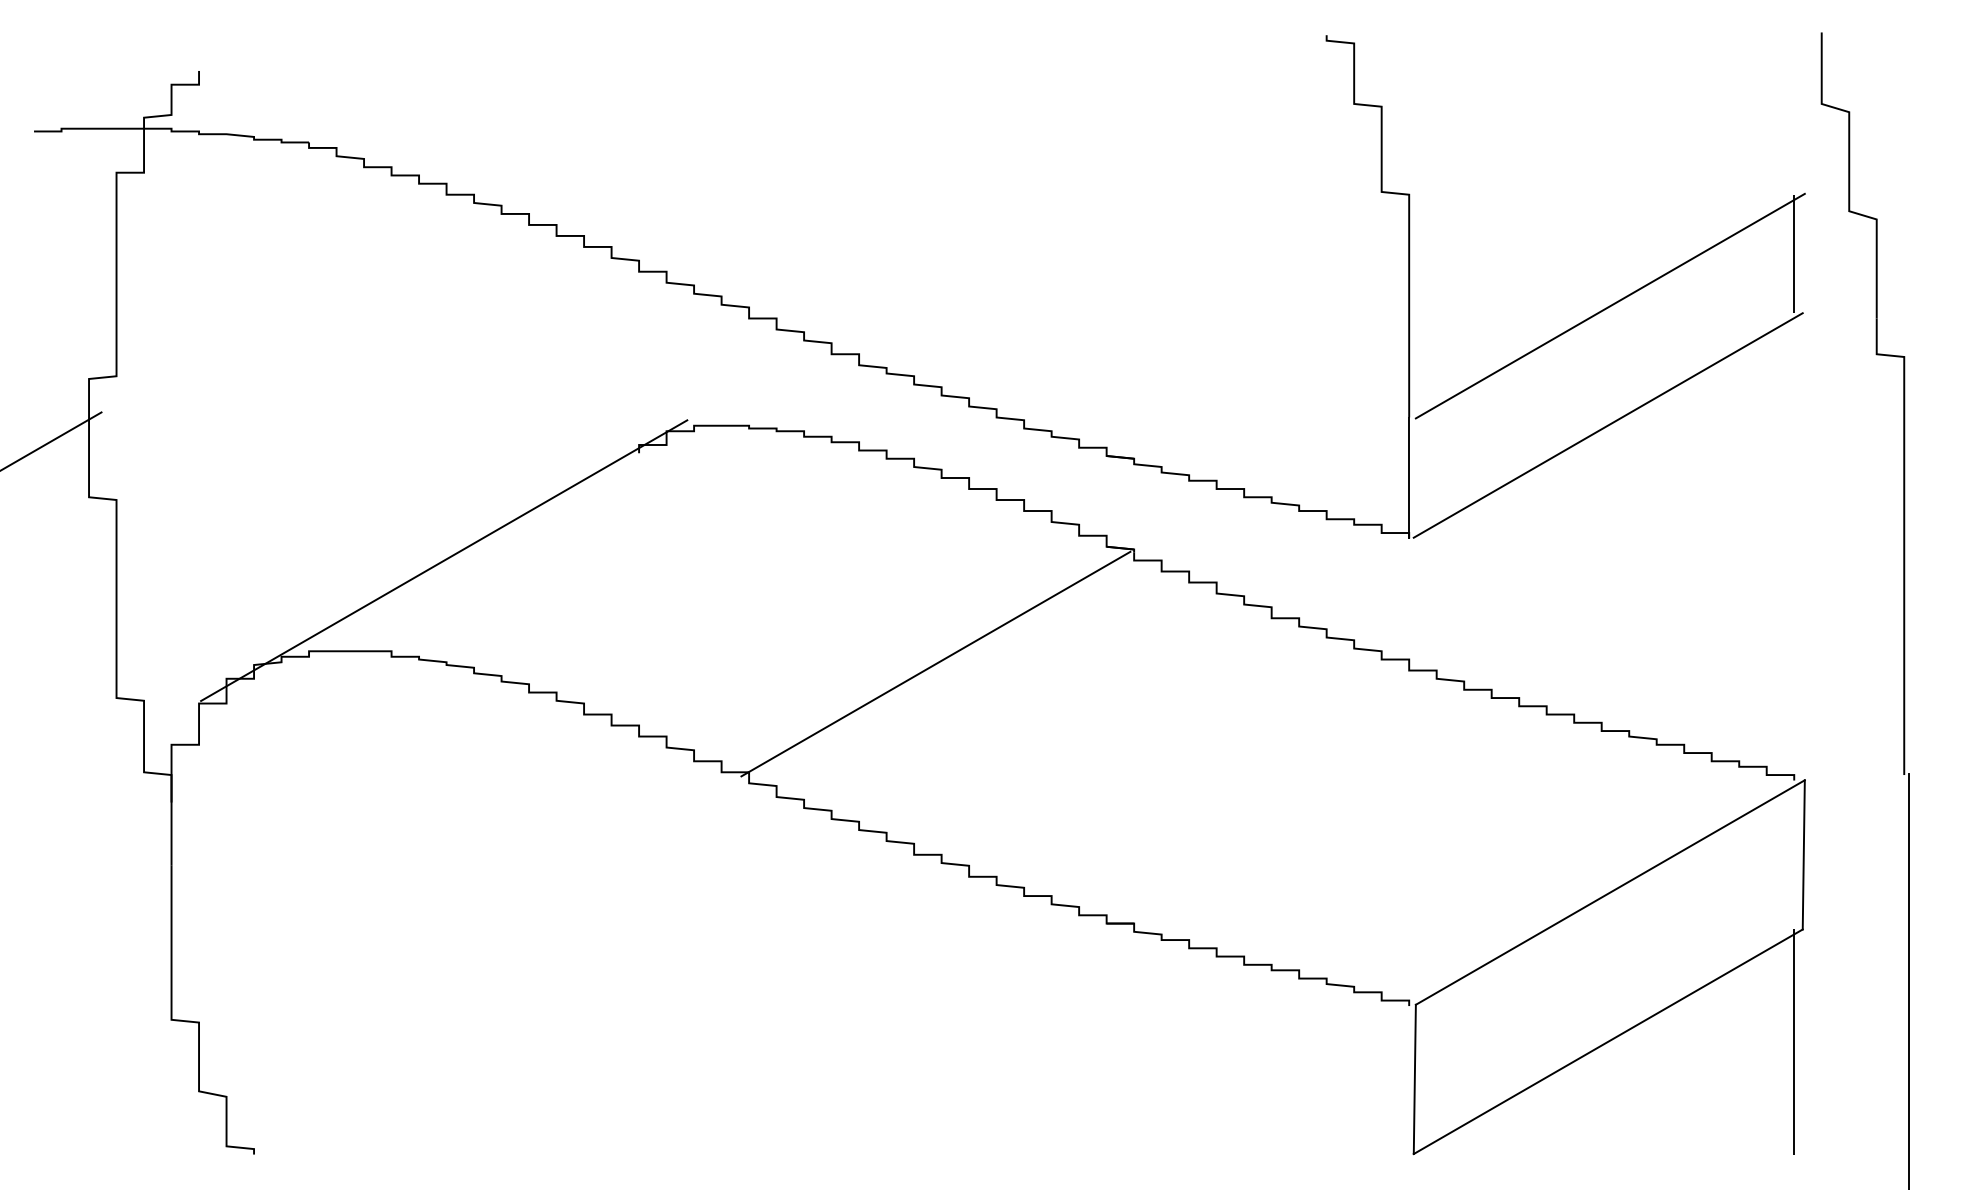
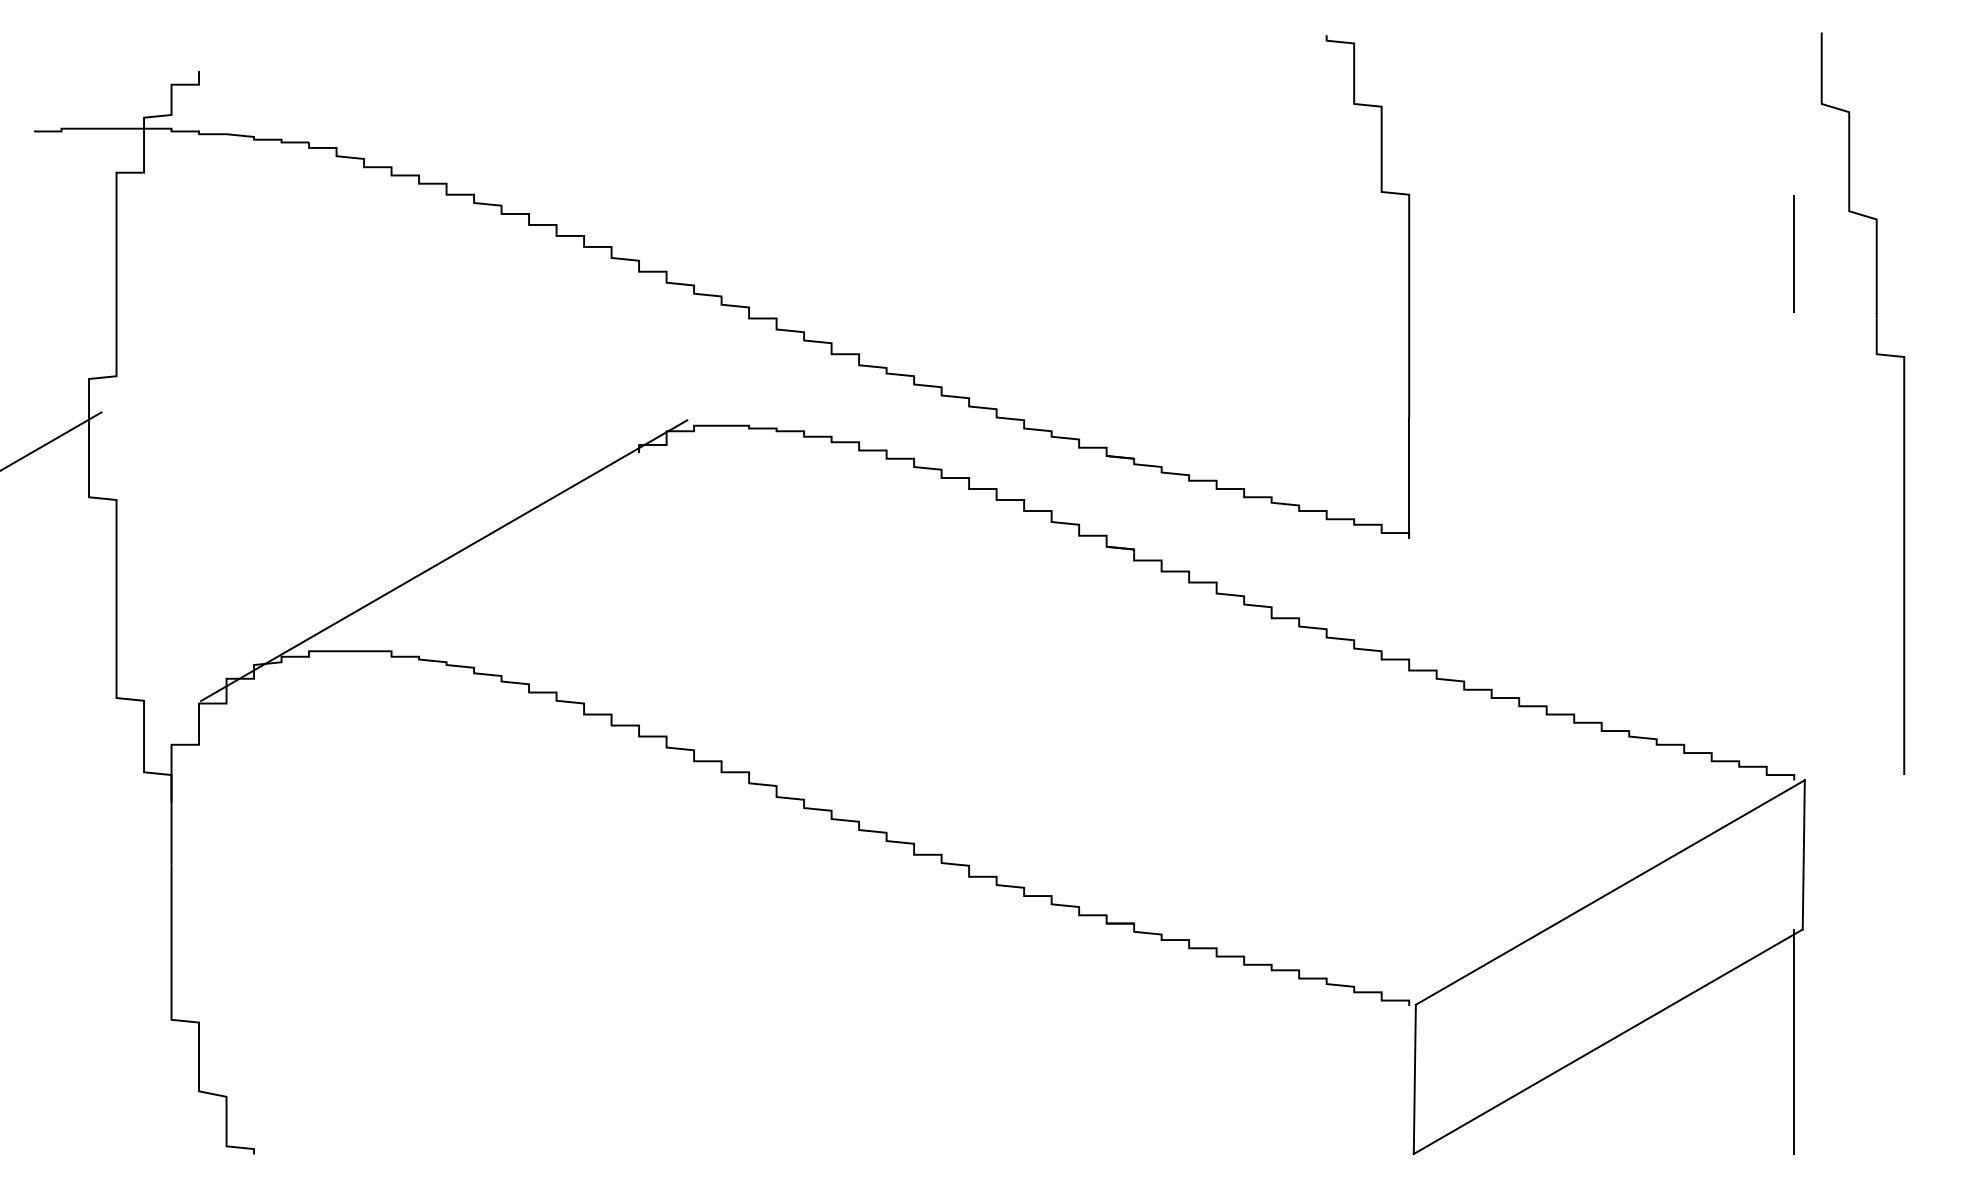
line: present -> none (1609, 305)
line: present -> none (1607, 425)
line: present -> none (935, 663)
line: present -> none (1908, 980)
